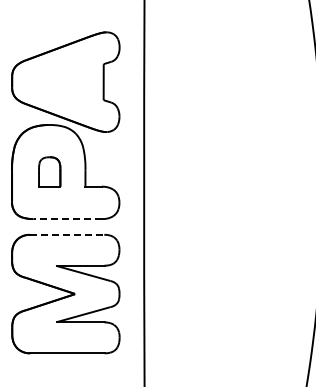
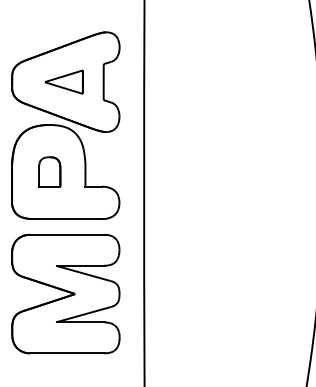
part: none -> present (63, 81)
line: dashed -> solid (67, 219)
line: dashed -> solid (67, 234)
